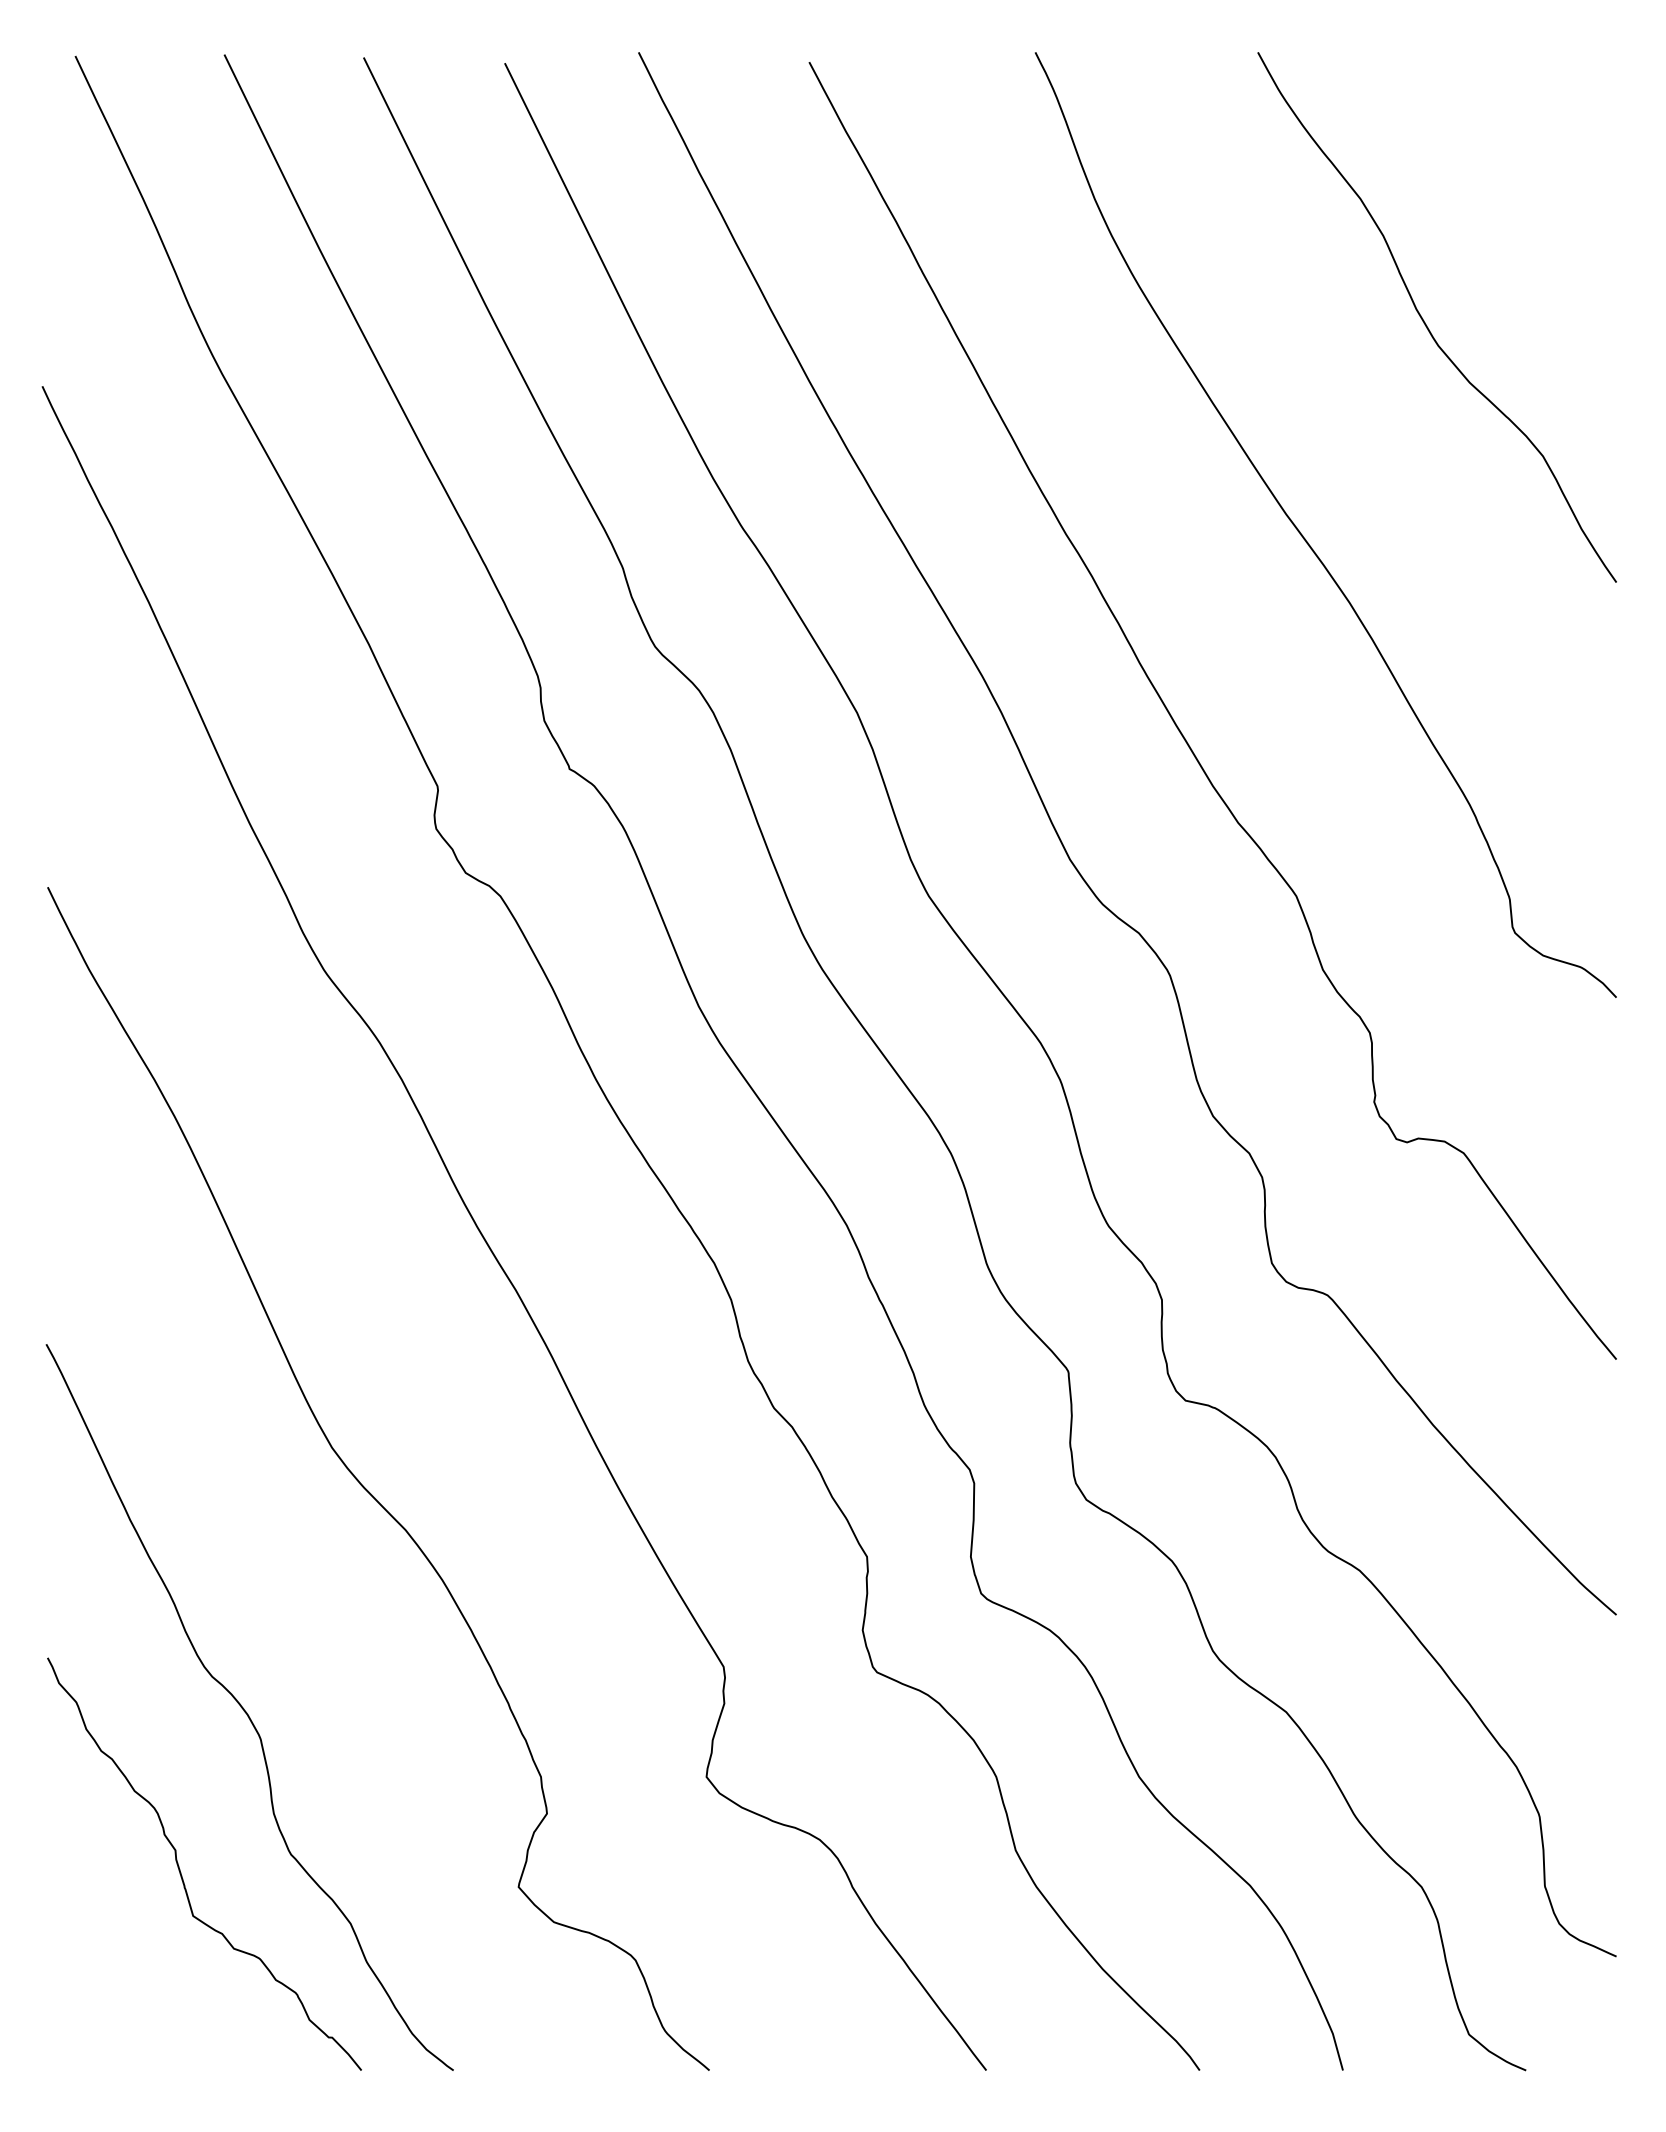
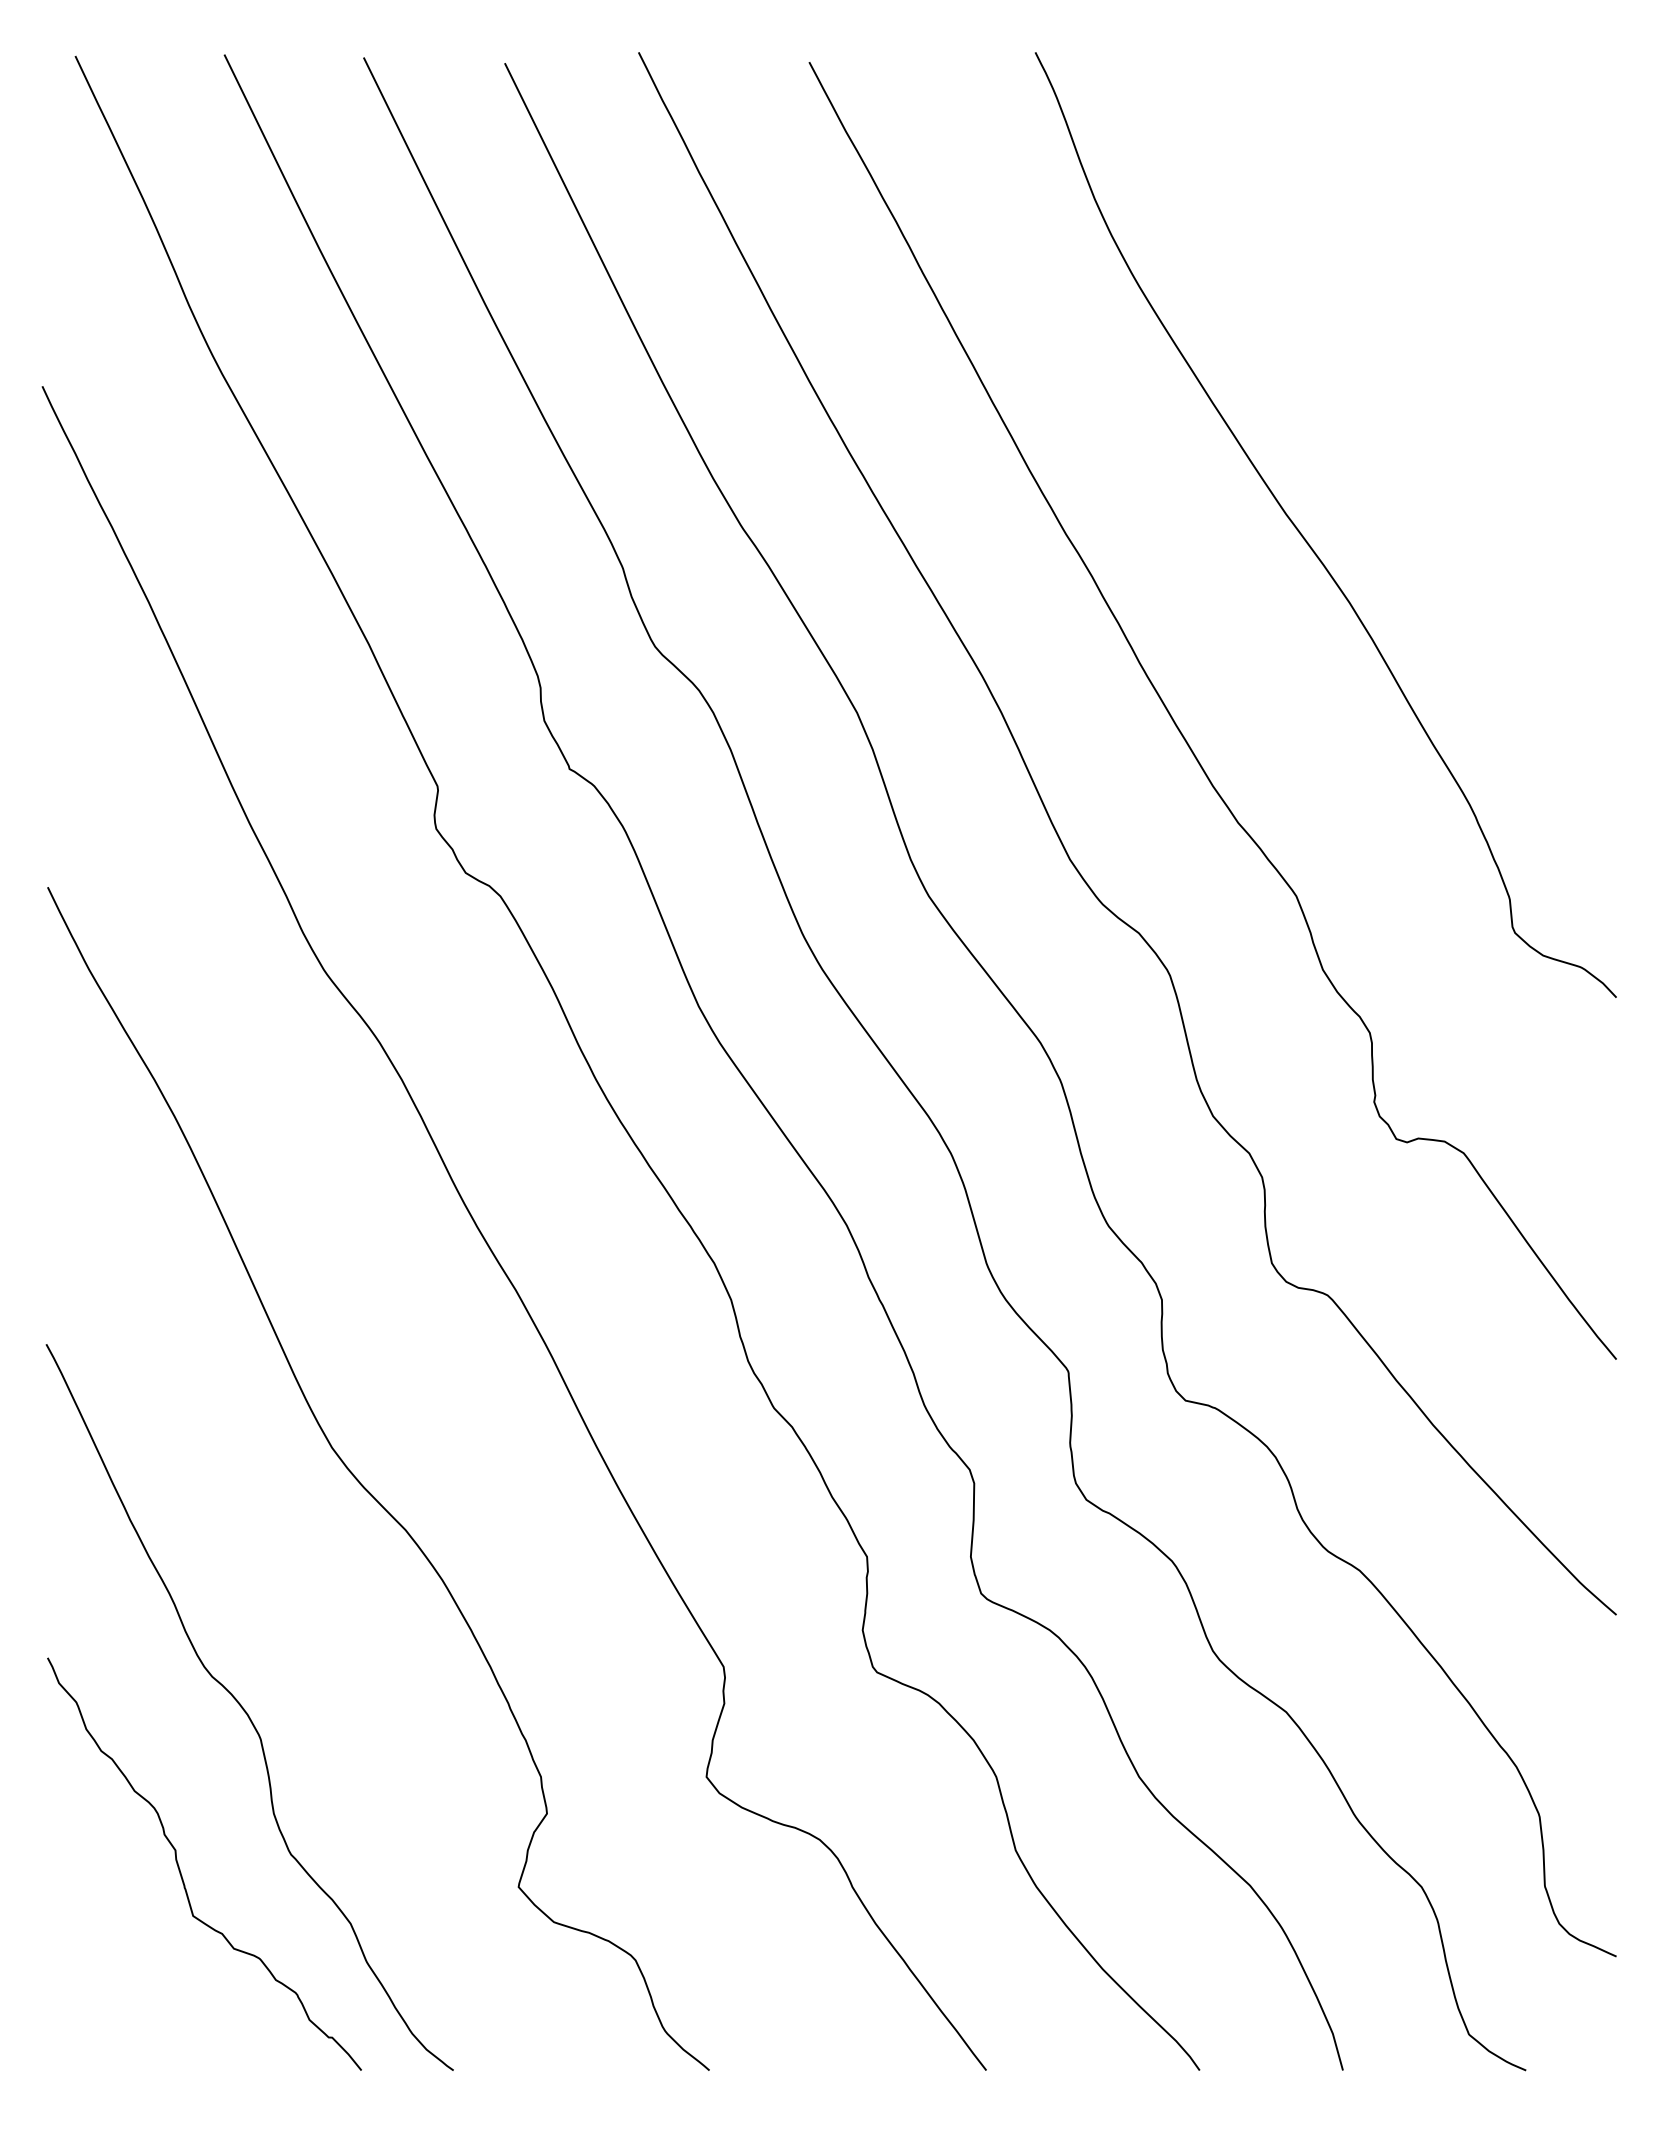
curve: present -> none (1427, 325)
